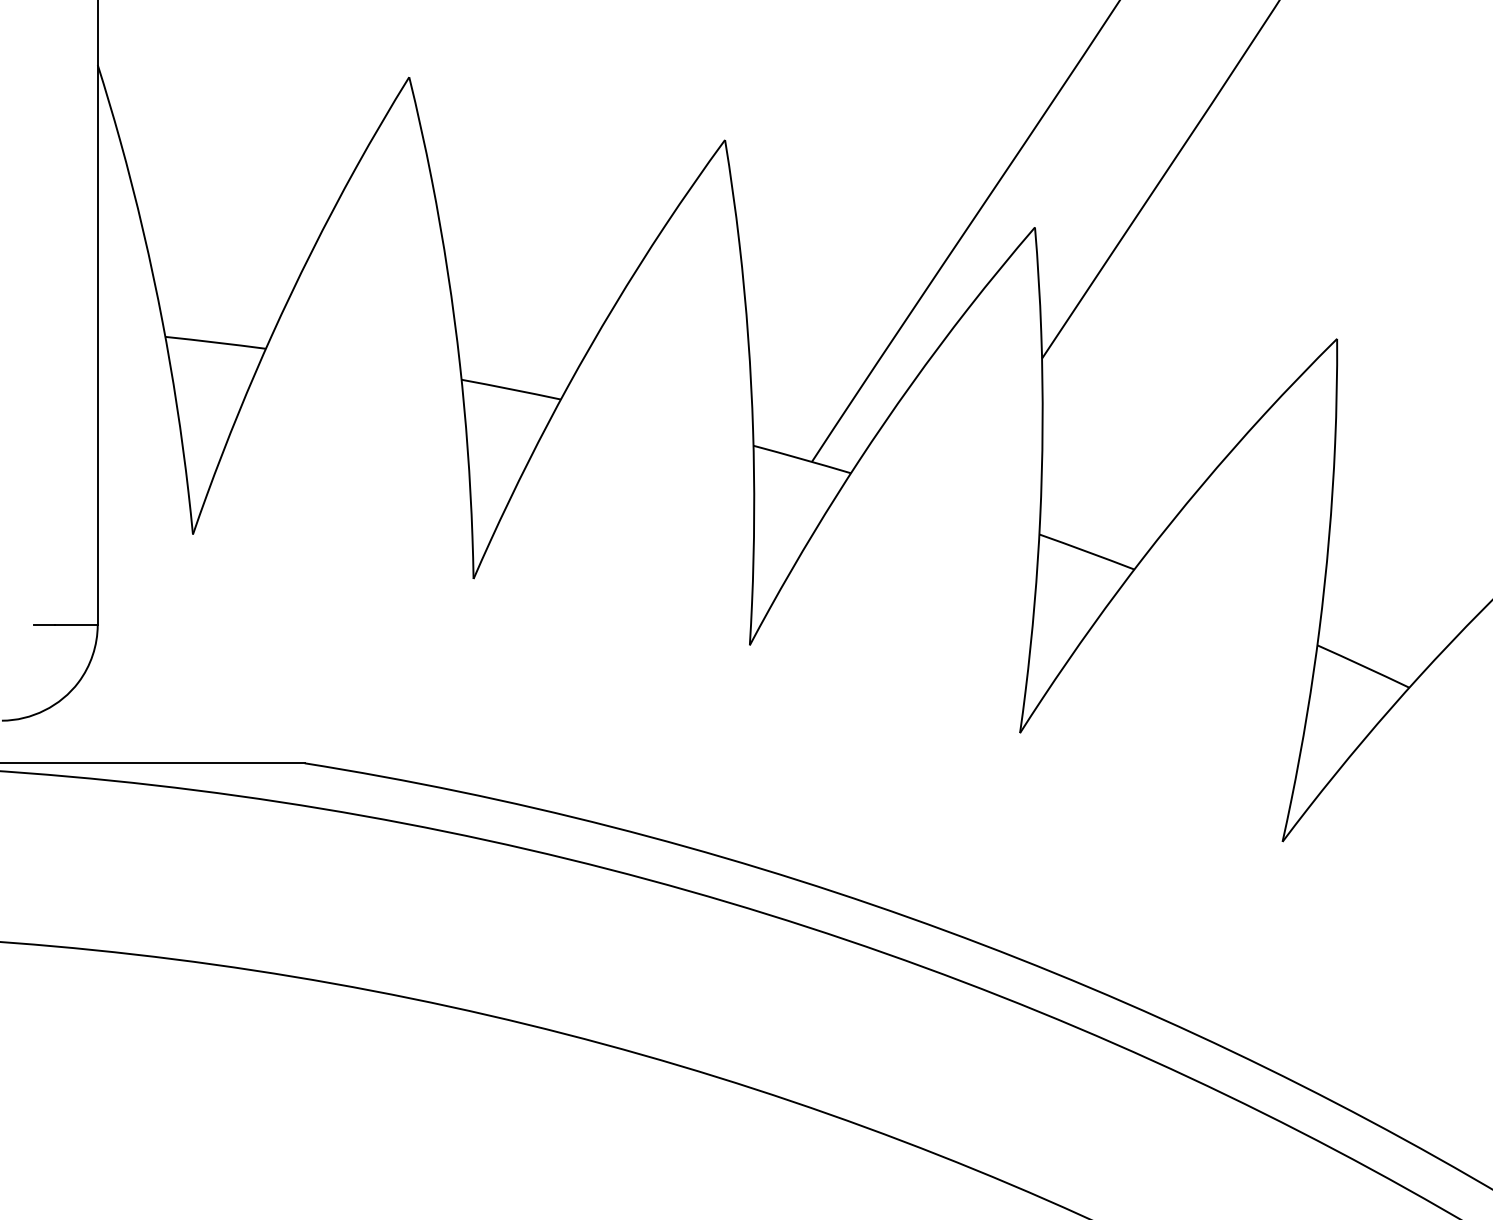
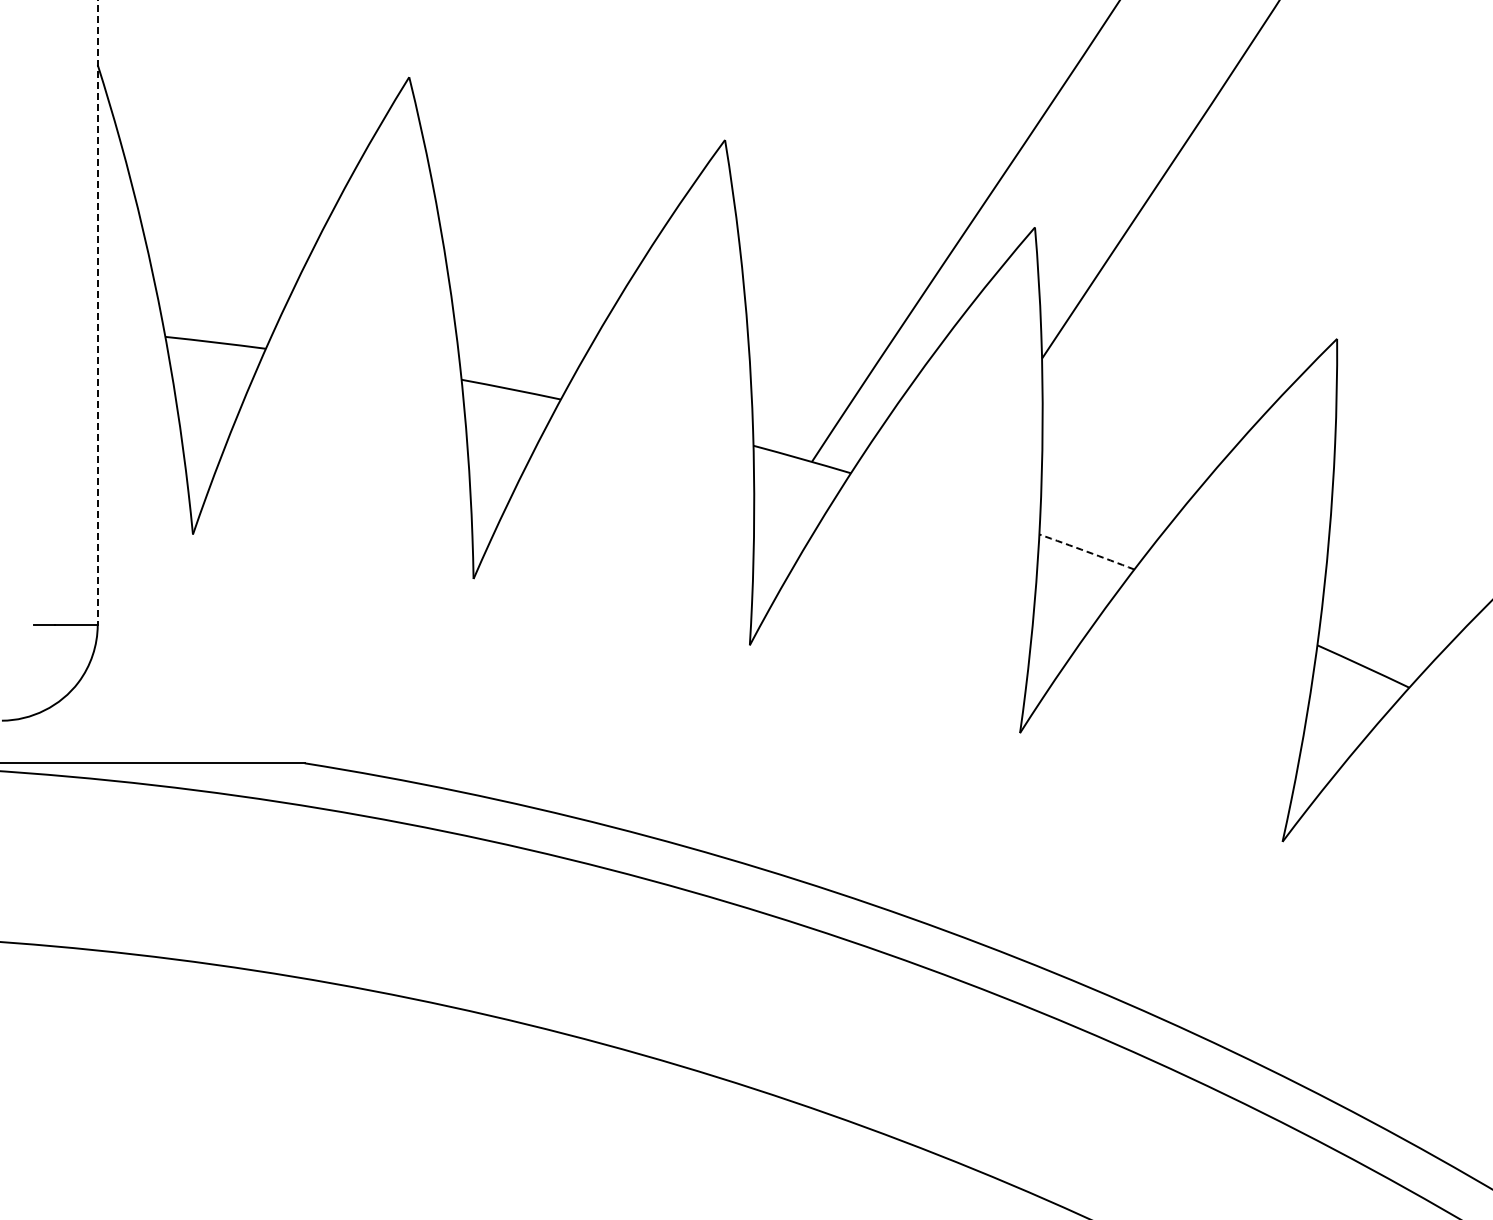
line: solid -> dashed (97, 312)
arc: solid -> dashed (1087, 551)
